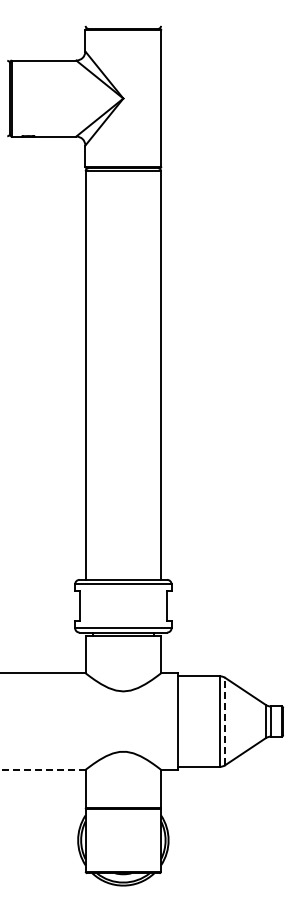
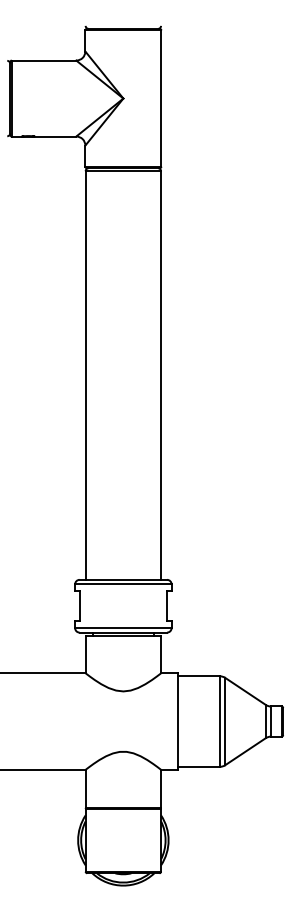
line: dashed -> solid (225, 721)
line: dashed -> solid (42, 769)
